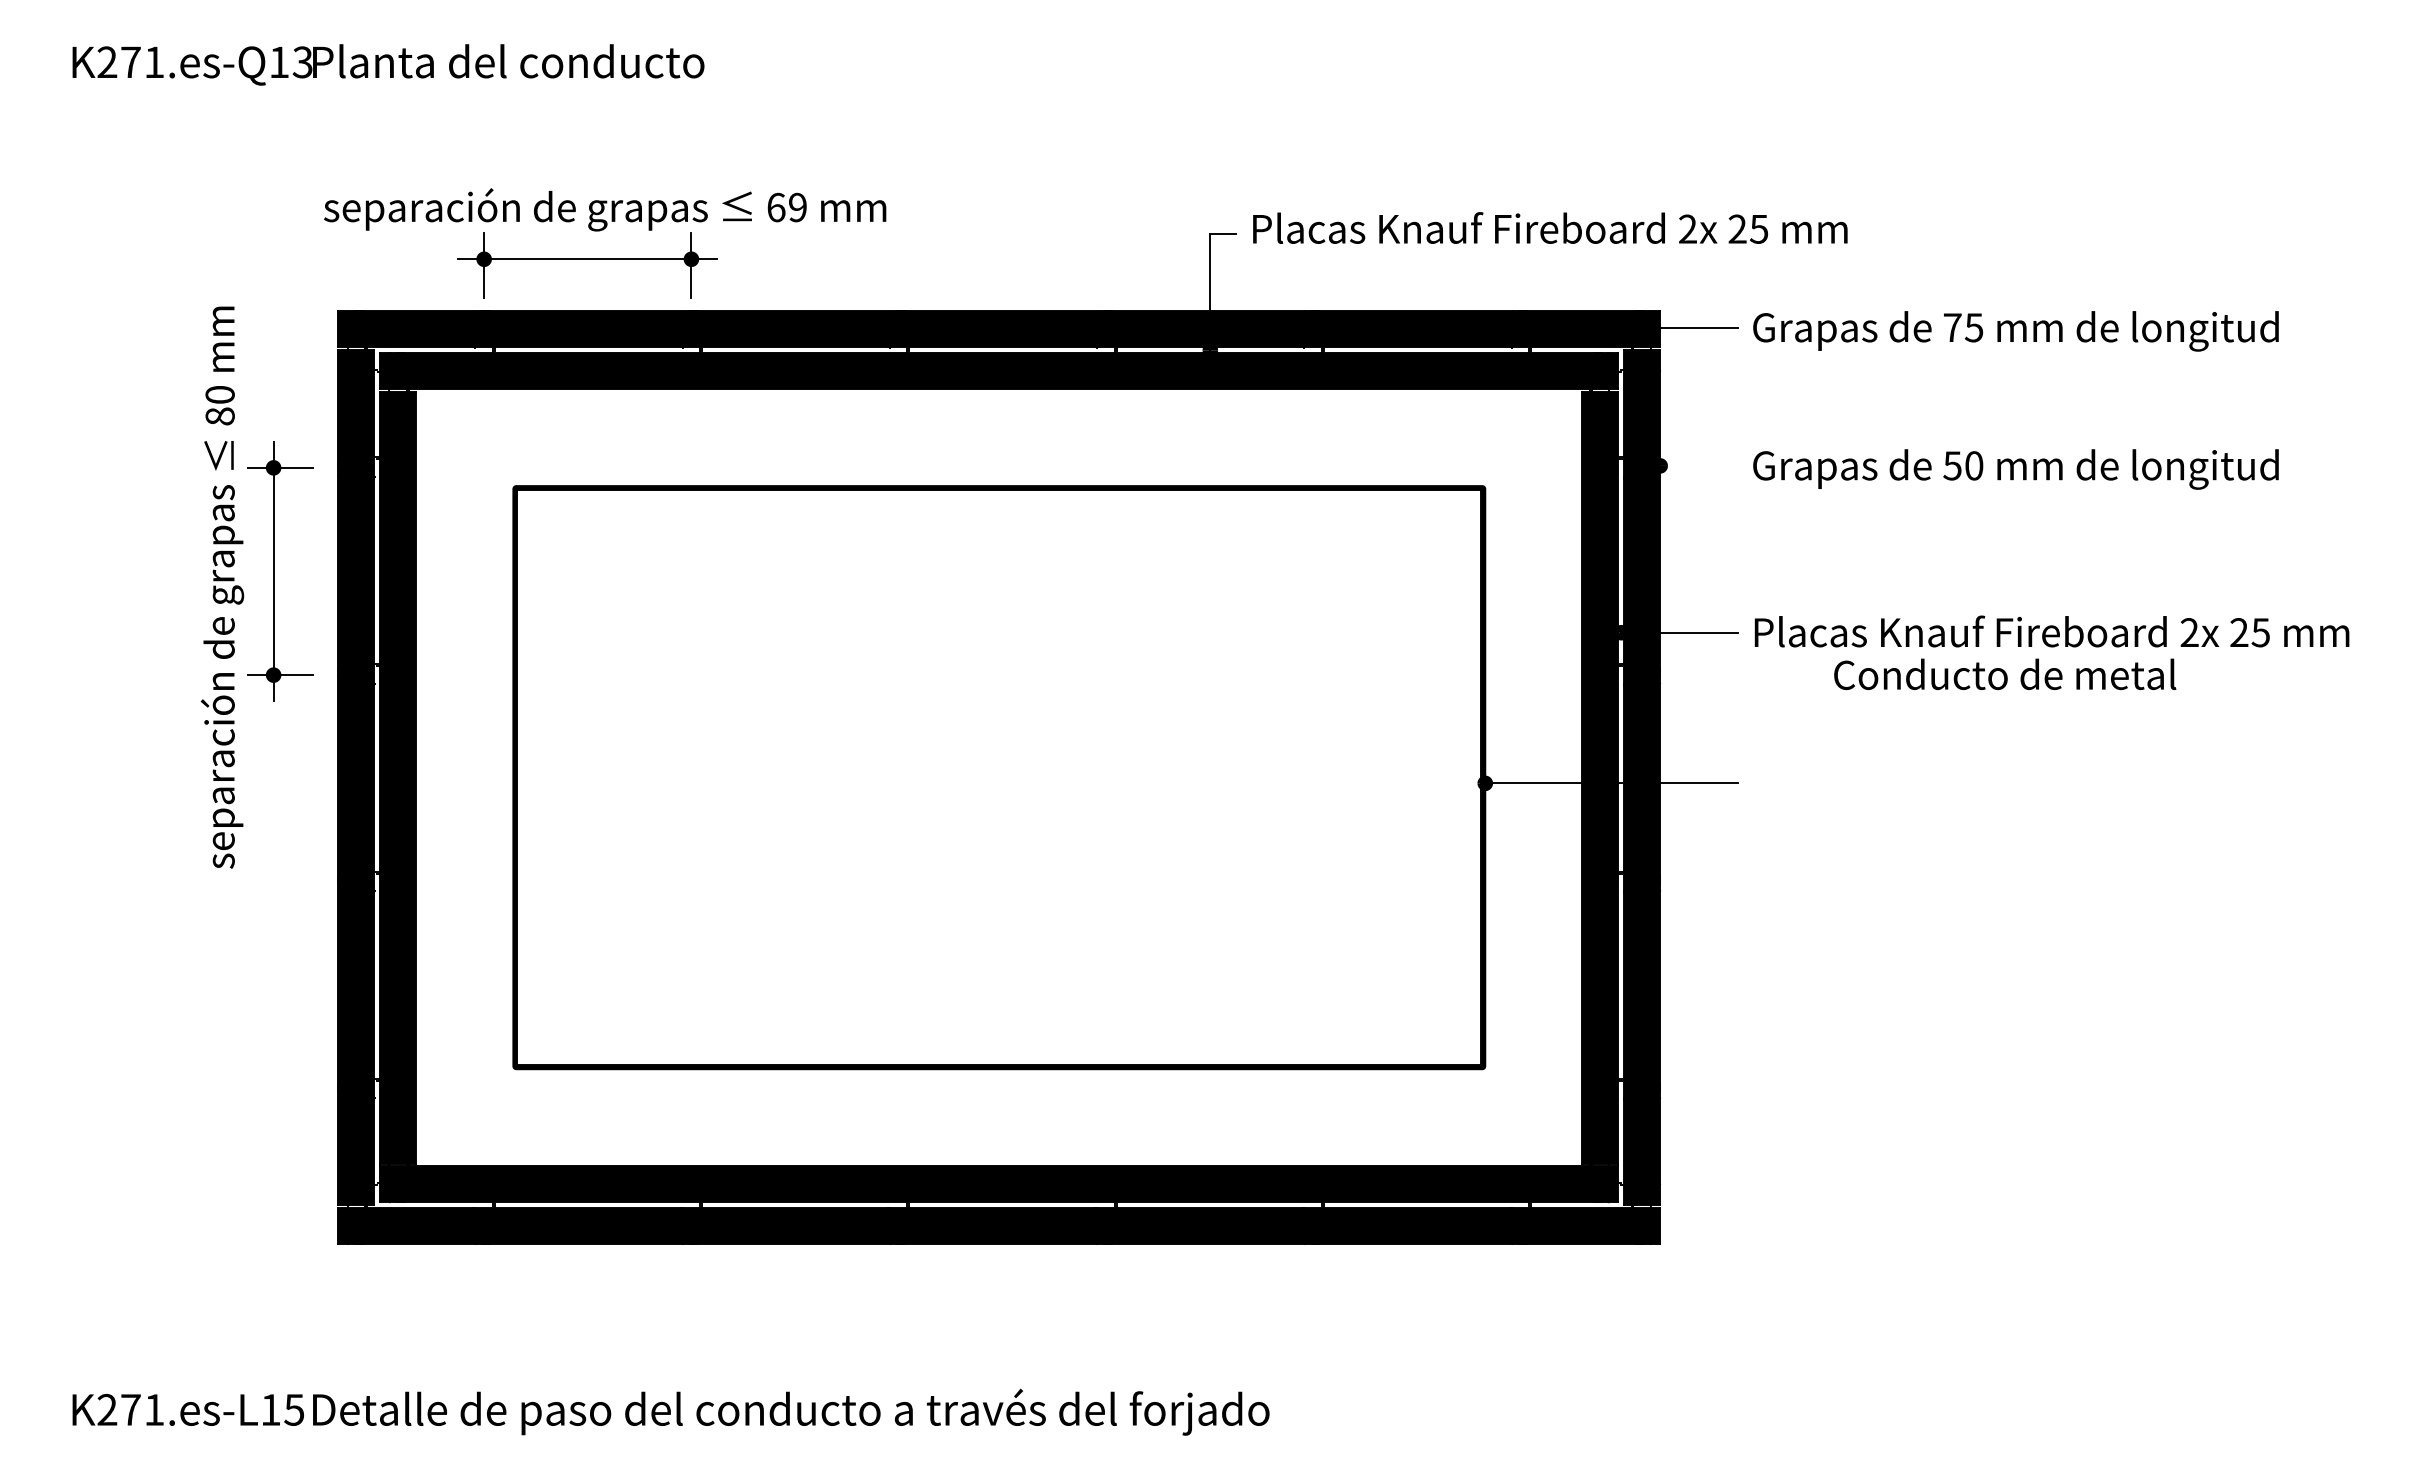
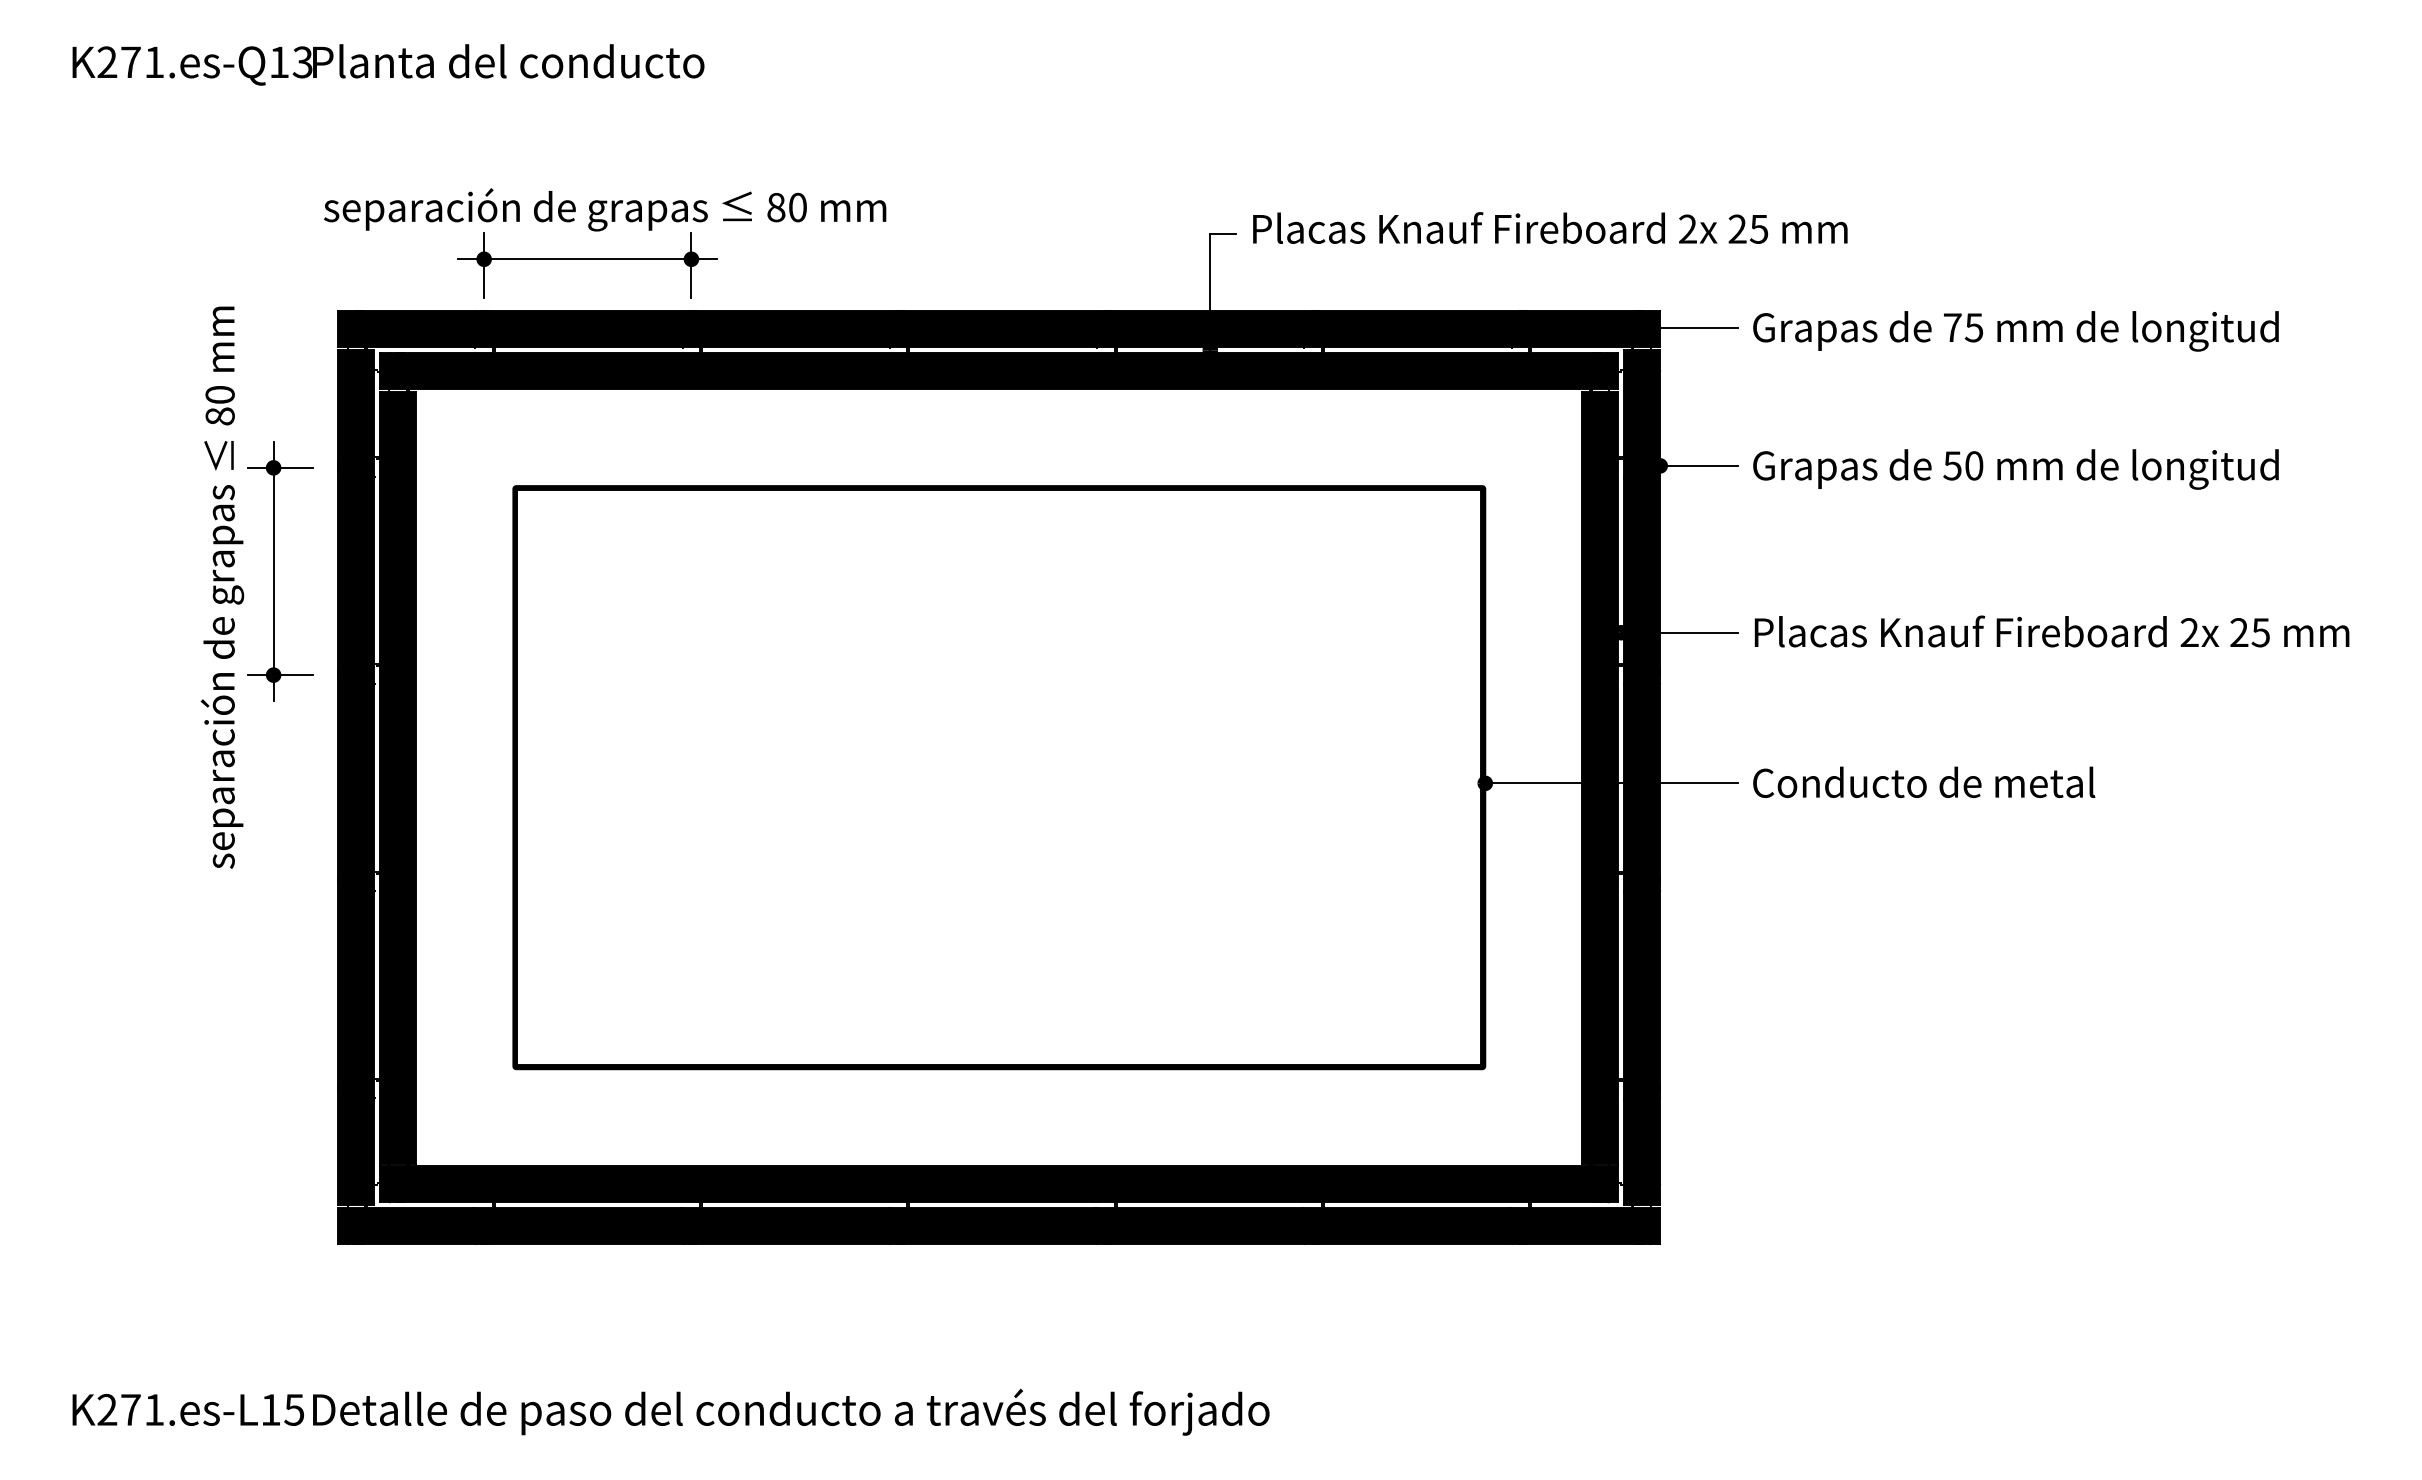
text: 69 -> 80 (786, 207)
line: none -> present (1698, 465)
text position: (2005, 673) -> (1924, 781) (1924, 781)
